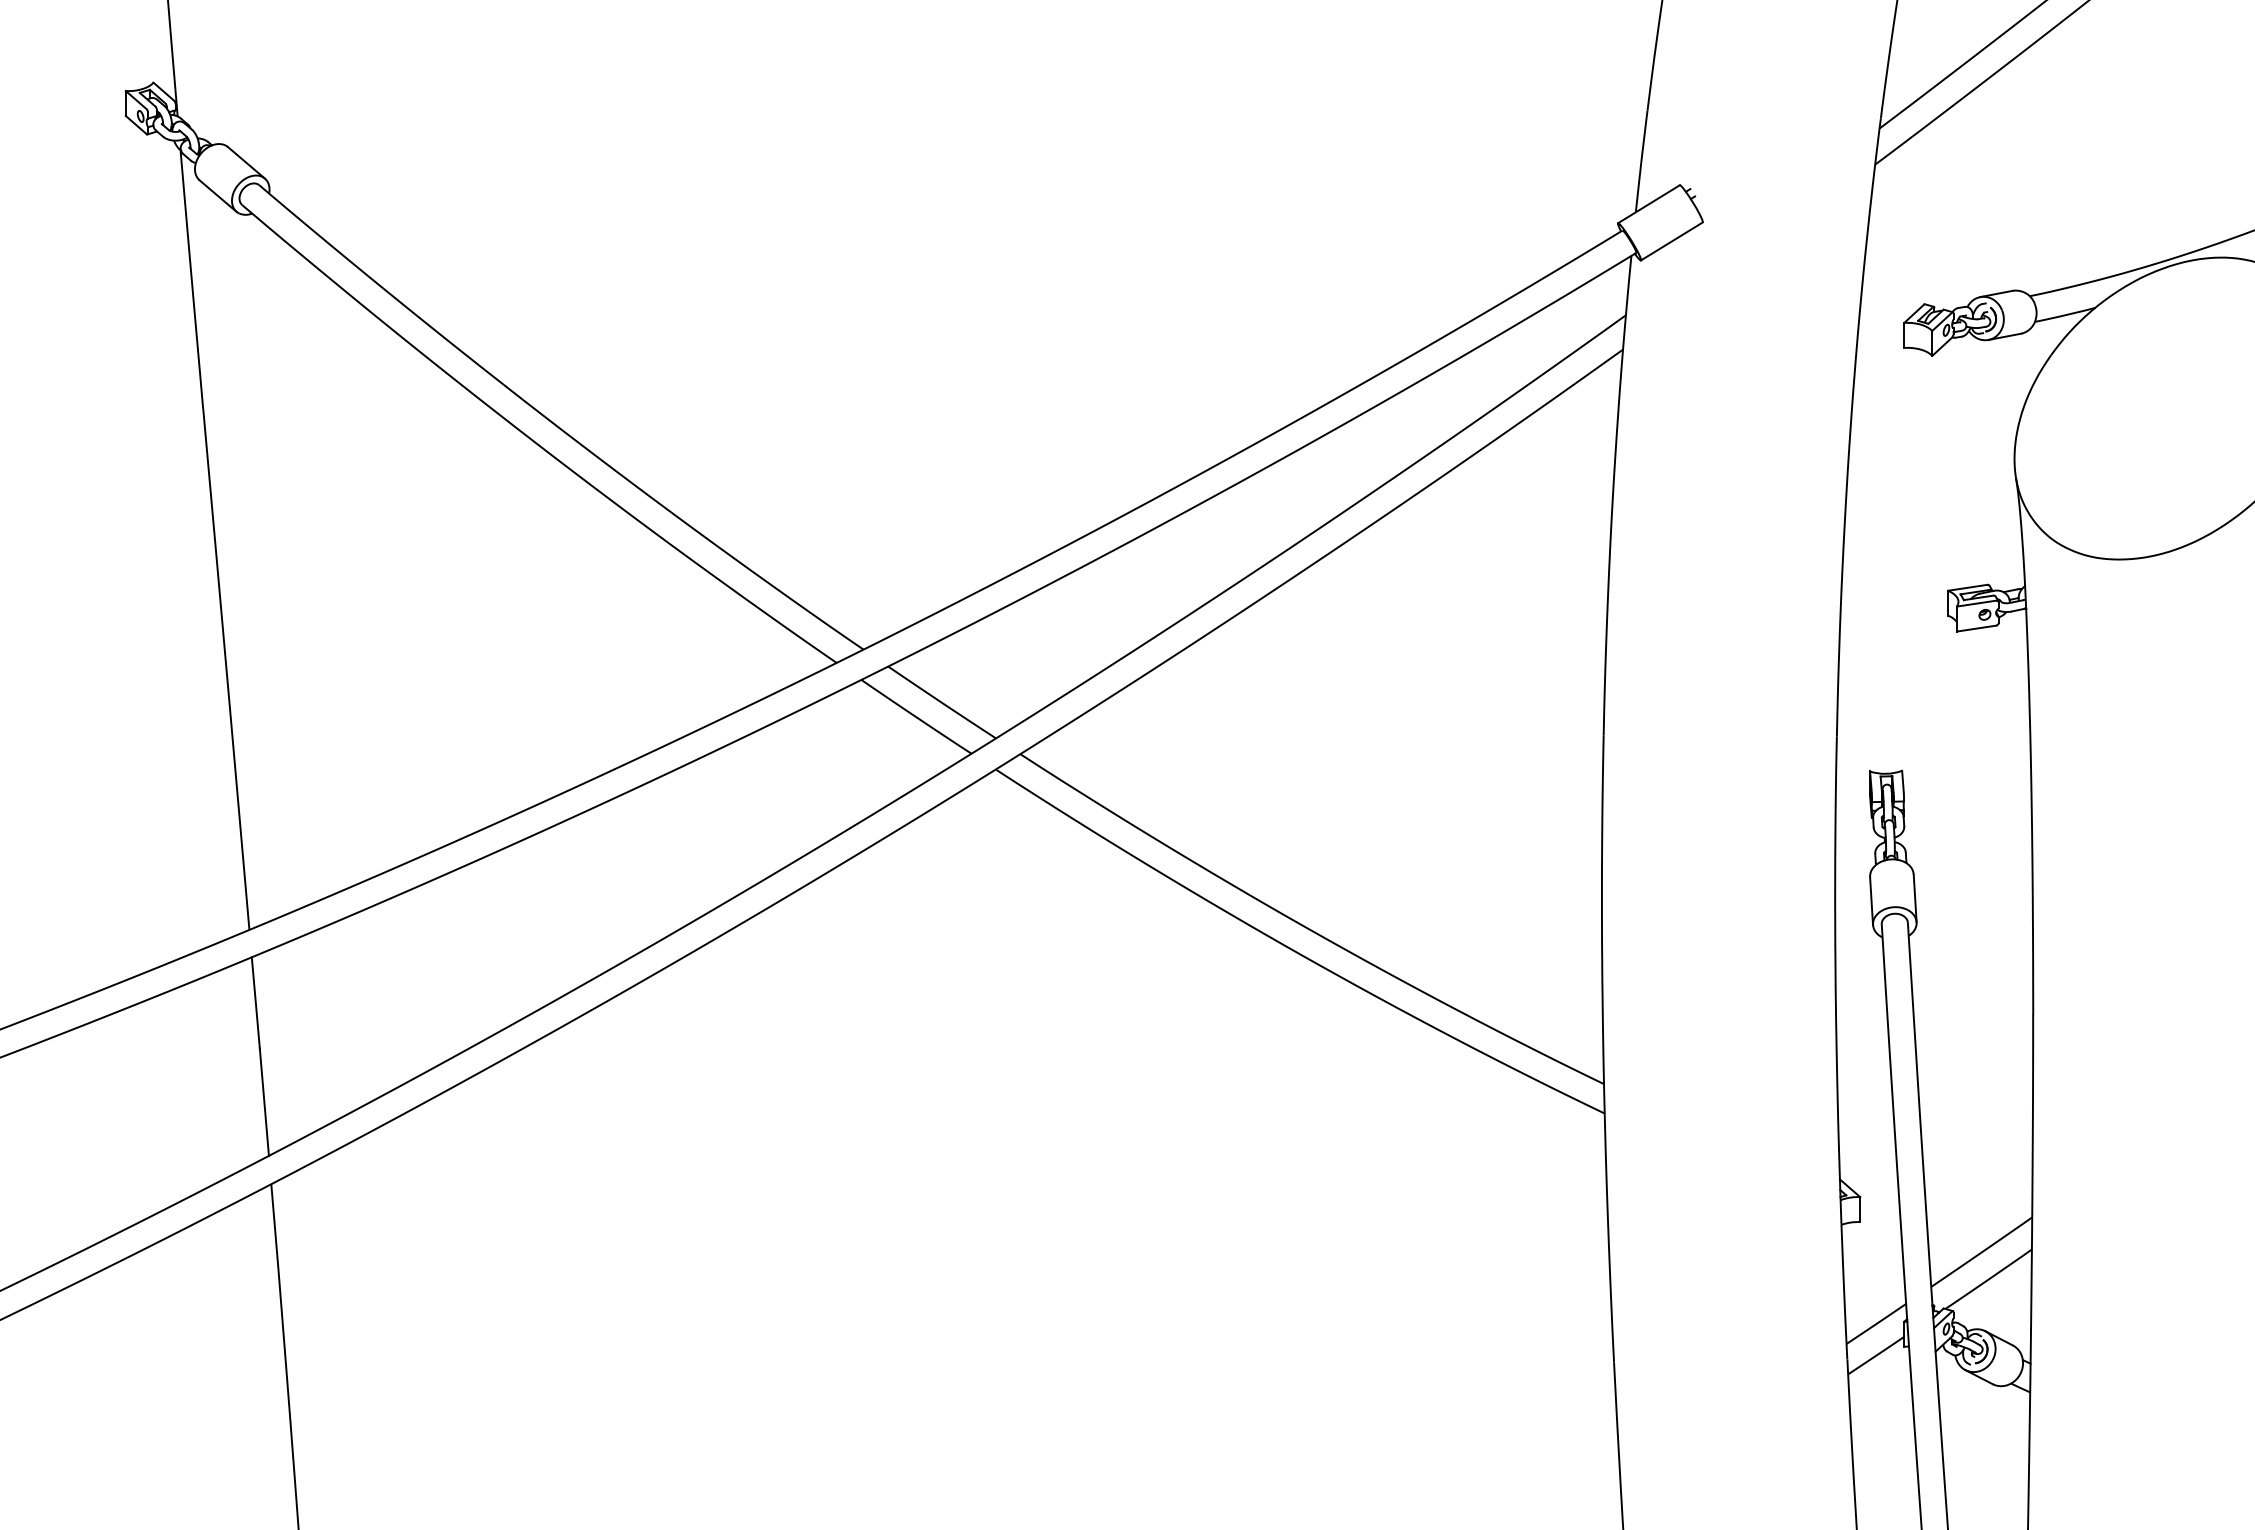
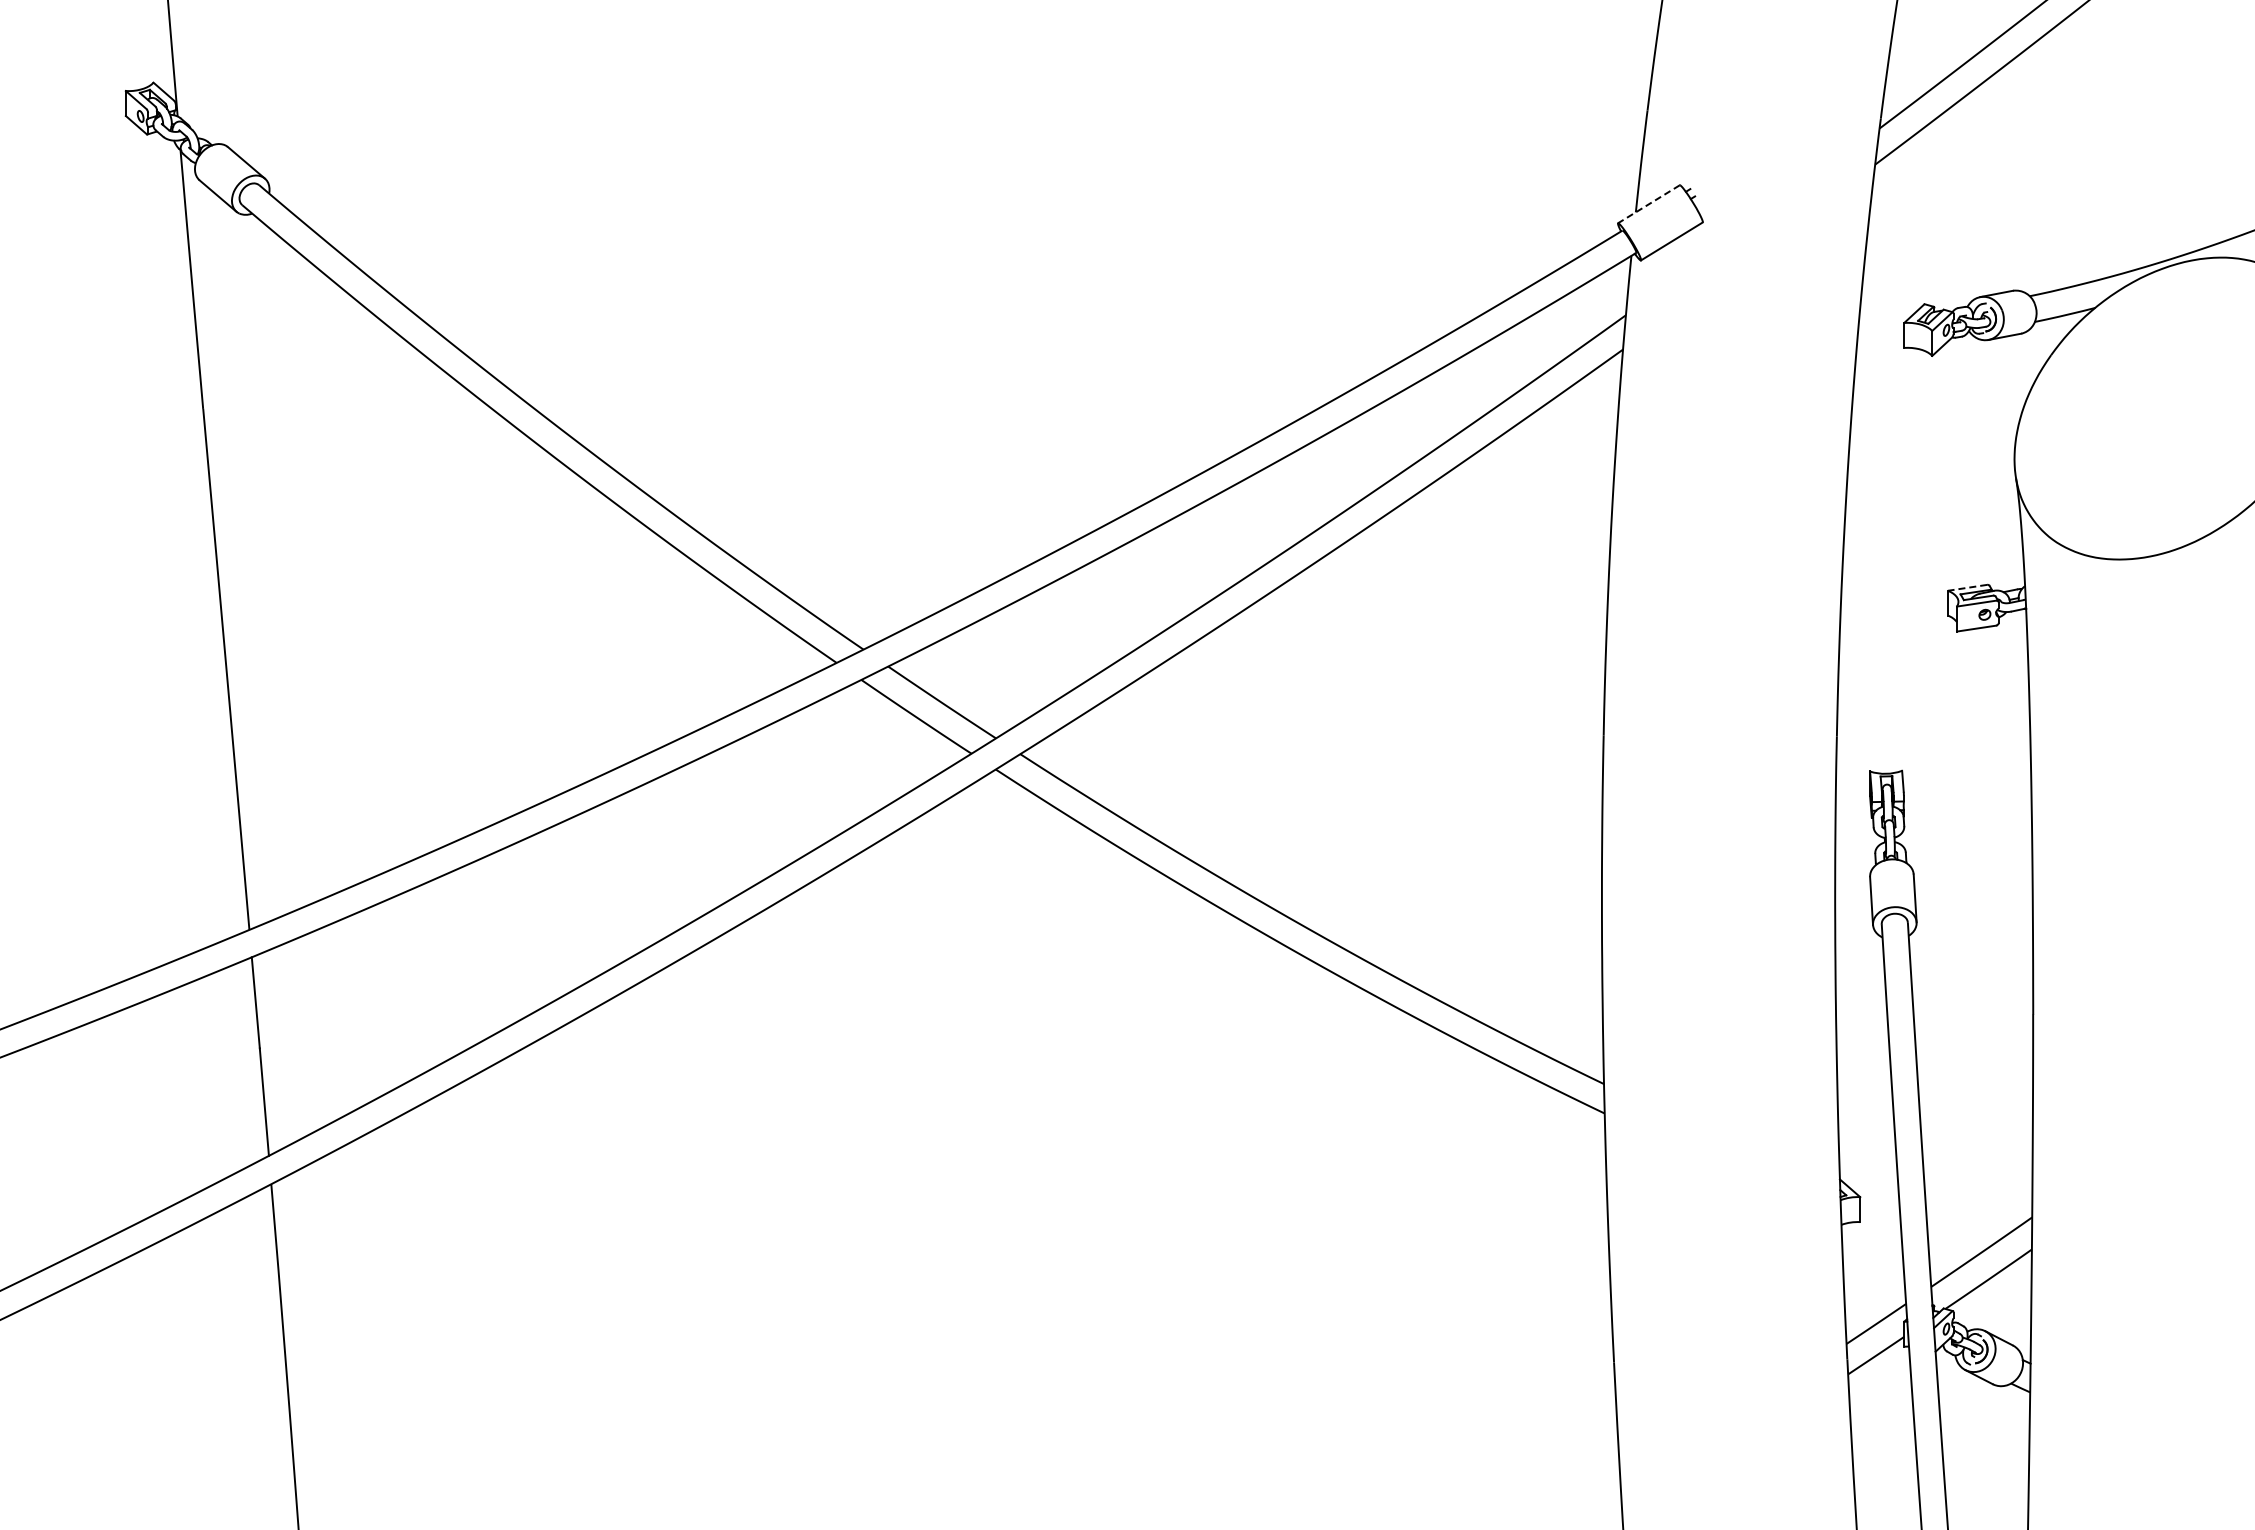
line: solid -> dashed (1648, 204)
line: solid -> dashed (1967, 587)
